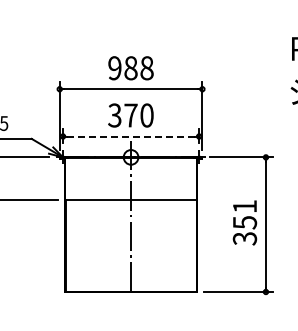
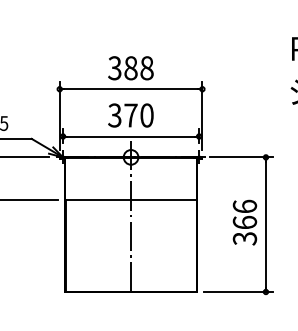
text: 988 -> 388 (114, 68)
line: dashed -> solid (131, 136)
text: 351 -> 366 (244, 214)
